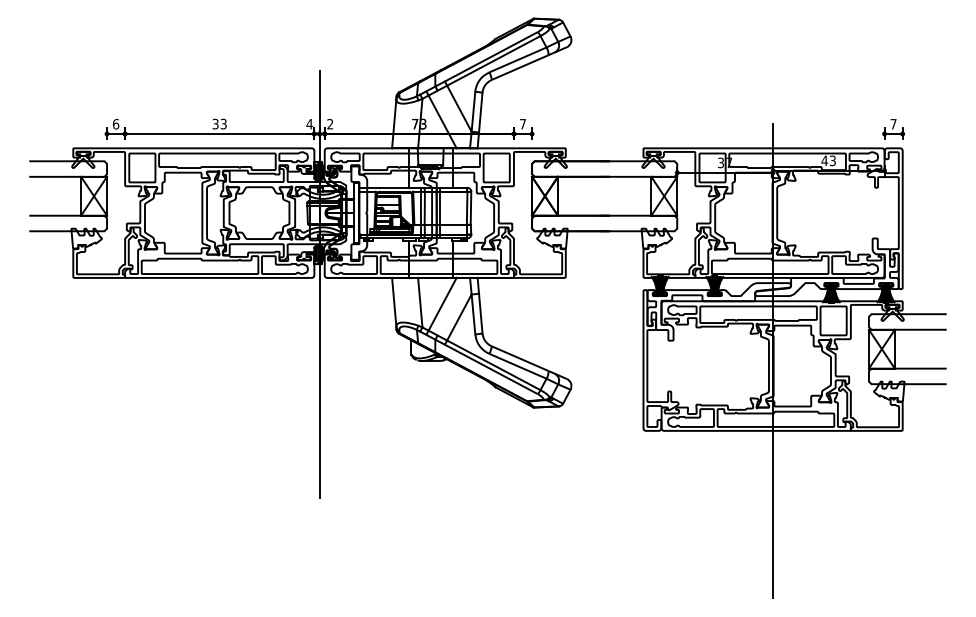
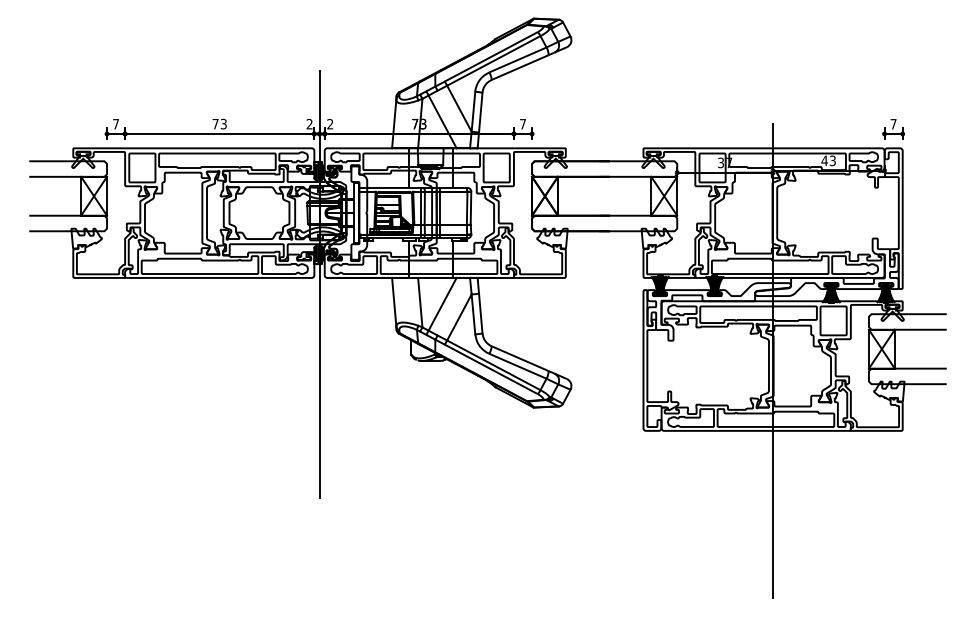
text: 33 -> 73 (215, 123)
text: 6 -> 7 (116, 124)
text: 4 -> 2 (309, 124)
